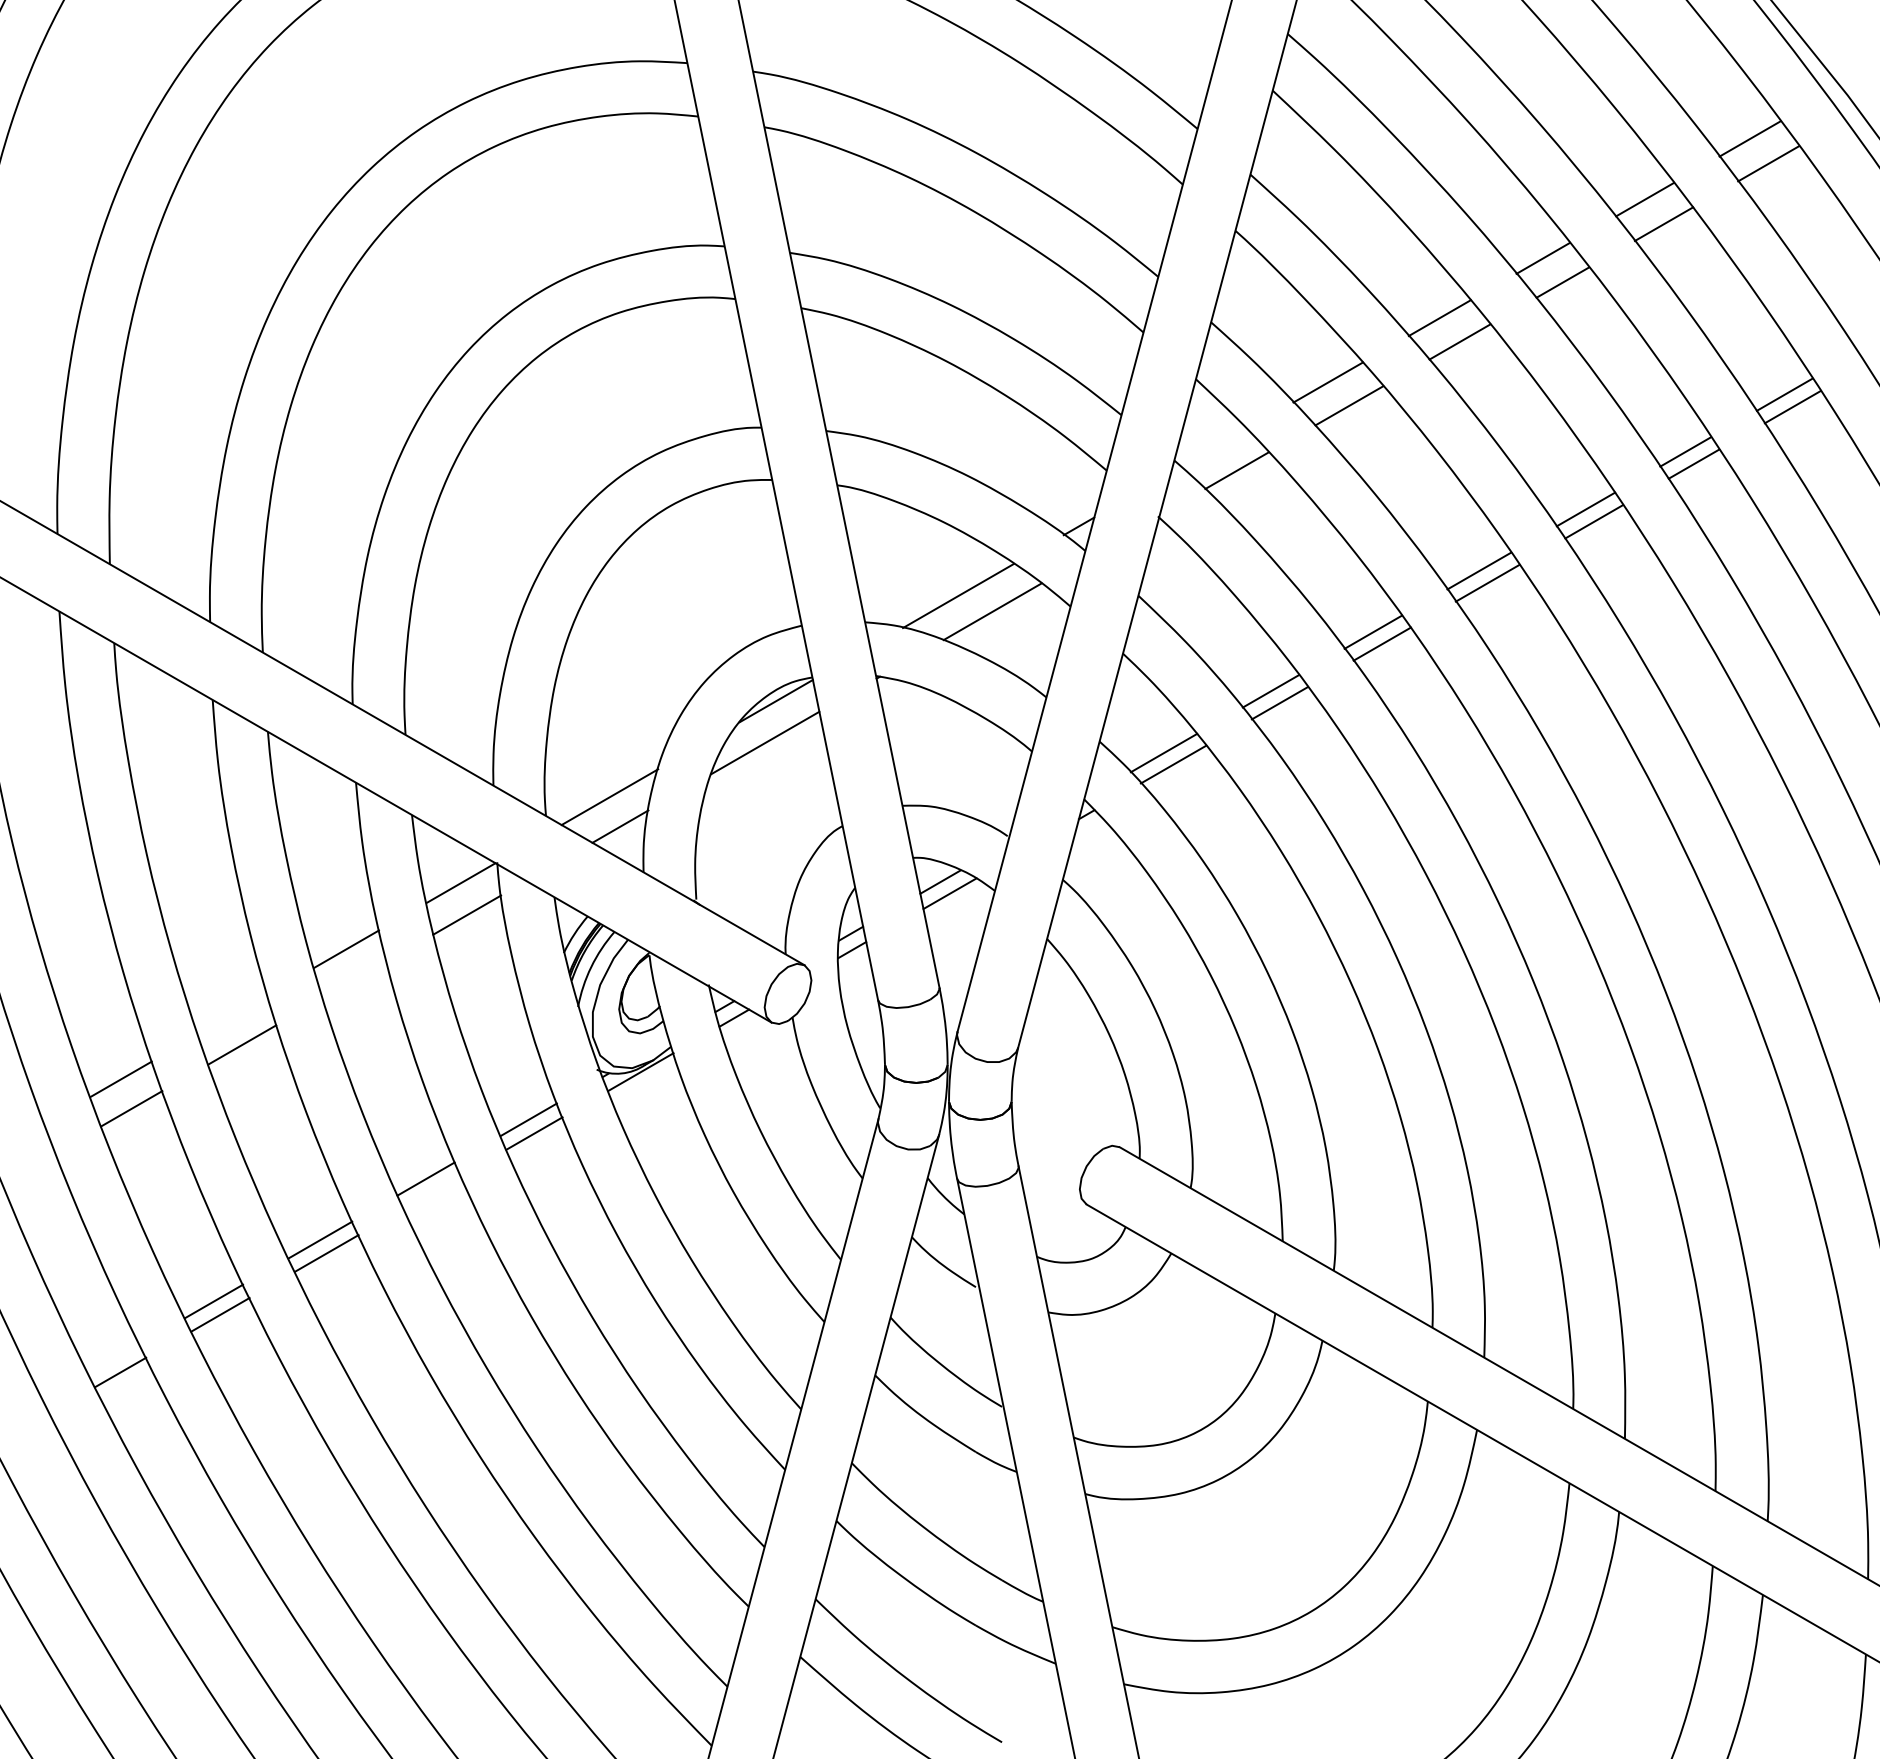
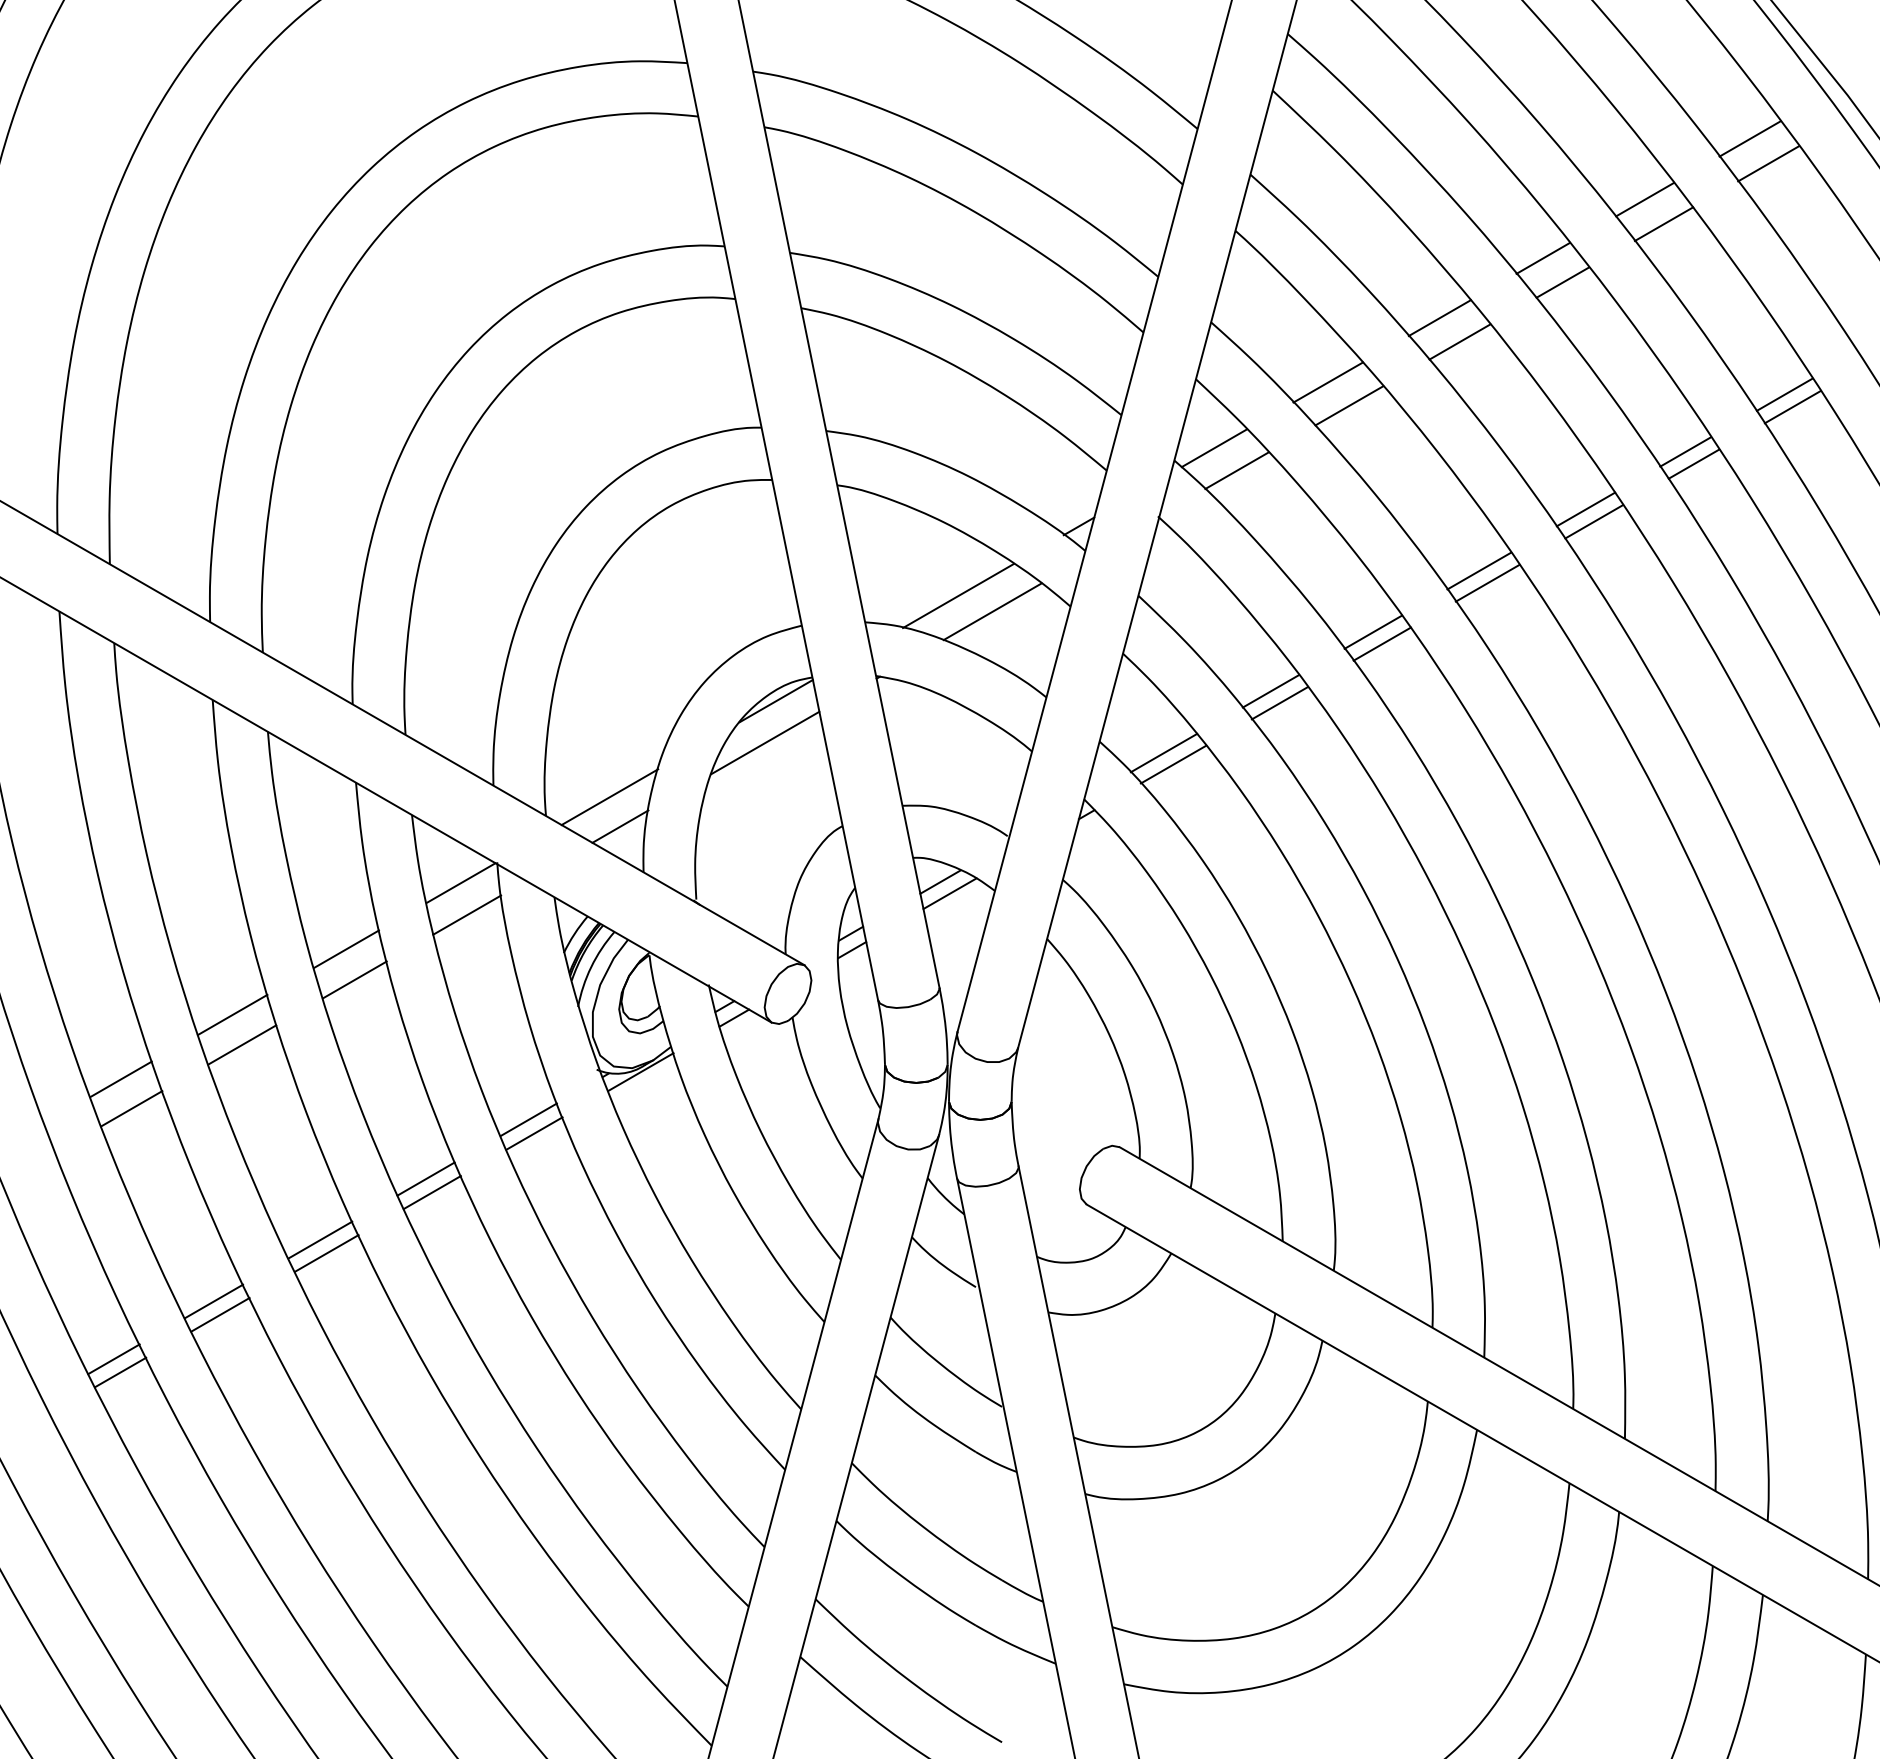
line: none -> present (1214, 448)
line: none -> present (354, 979)
line: none -> present (232, 1014)
line: none -> present (431, 1192)
line: none -> present (113, 1359)
